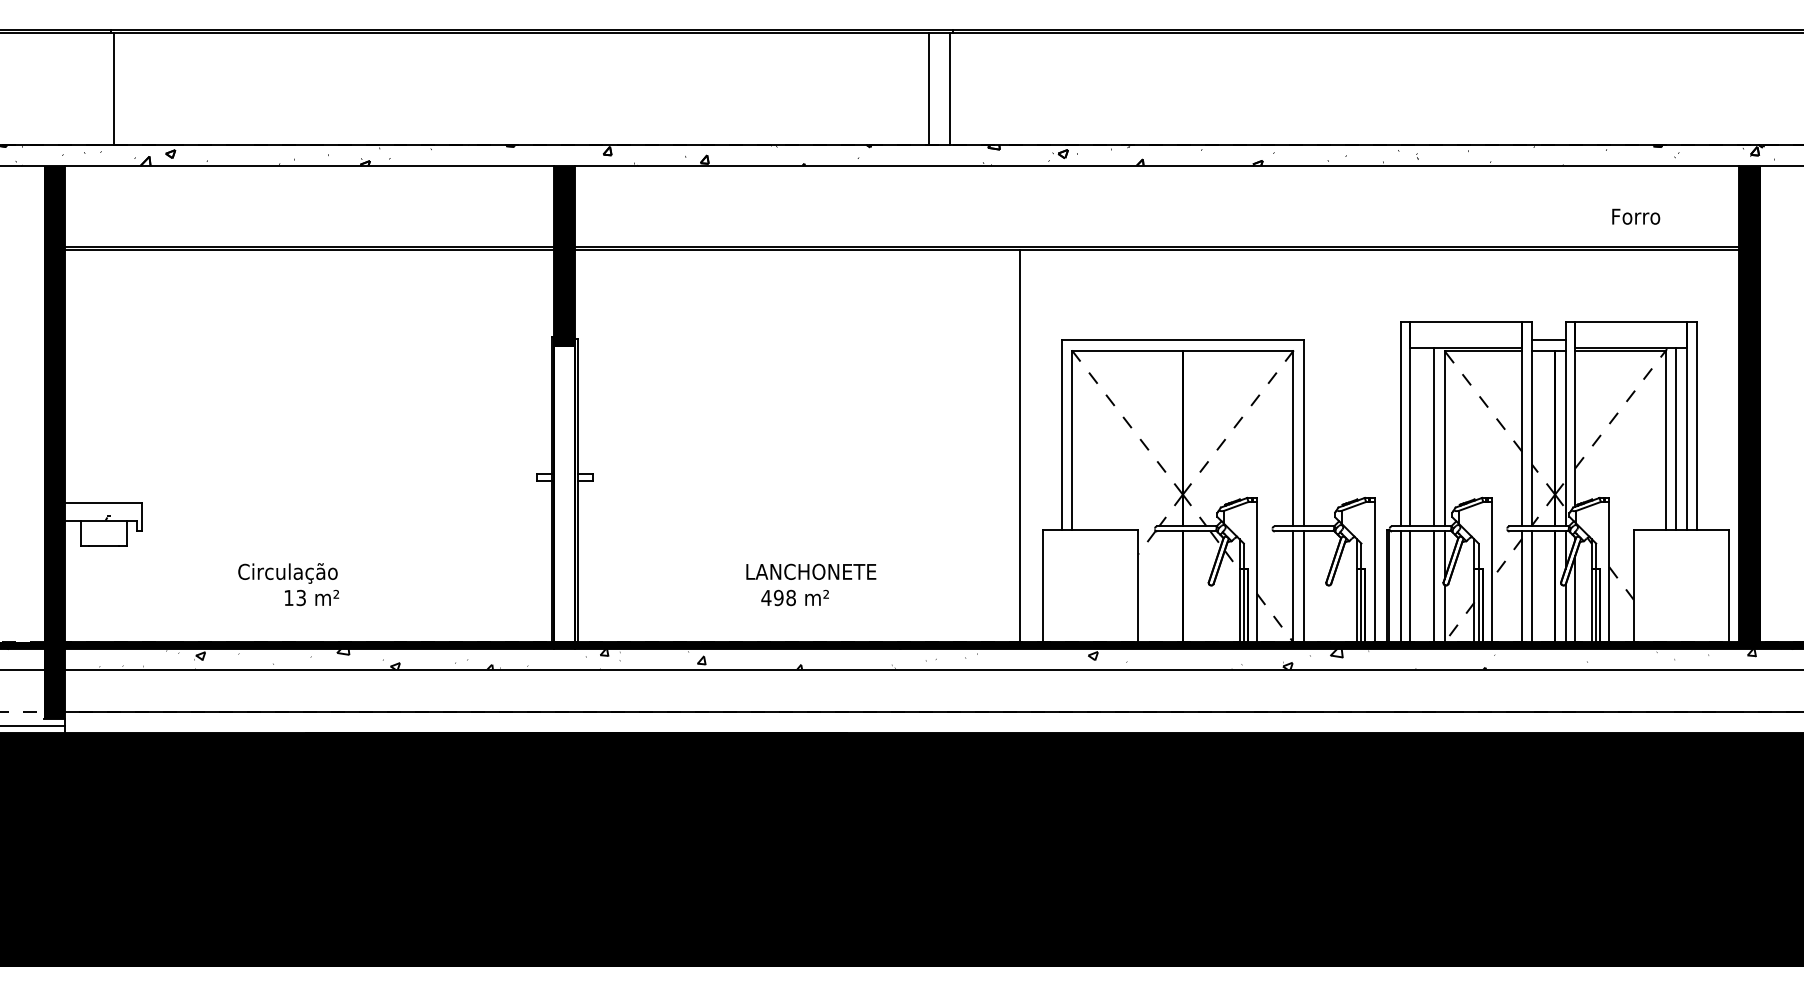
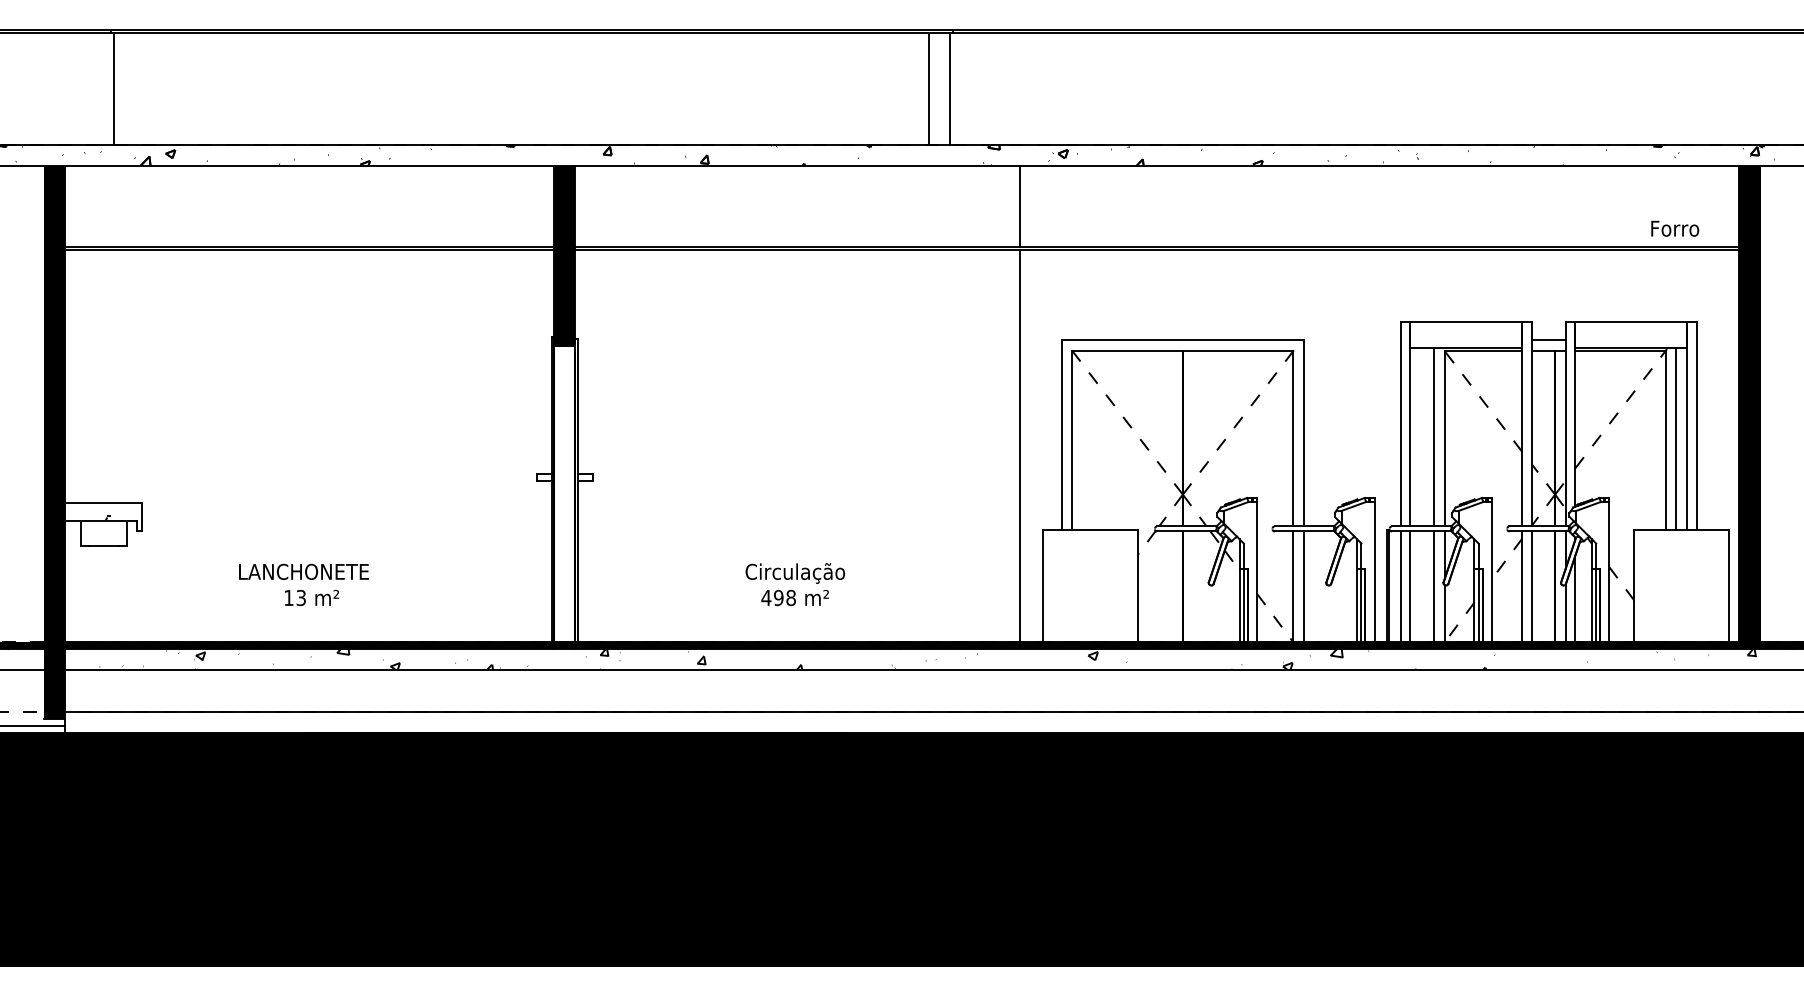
line: none -> present (1019, 205)
text position: (1636, 216) -> (1675, 228) (1675, 228)
text: Circulação -> LANCHONETE (303, 573)
text: LANCHONETE -> Circulação (810, 573)
